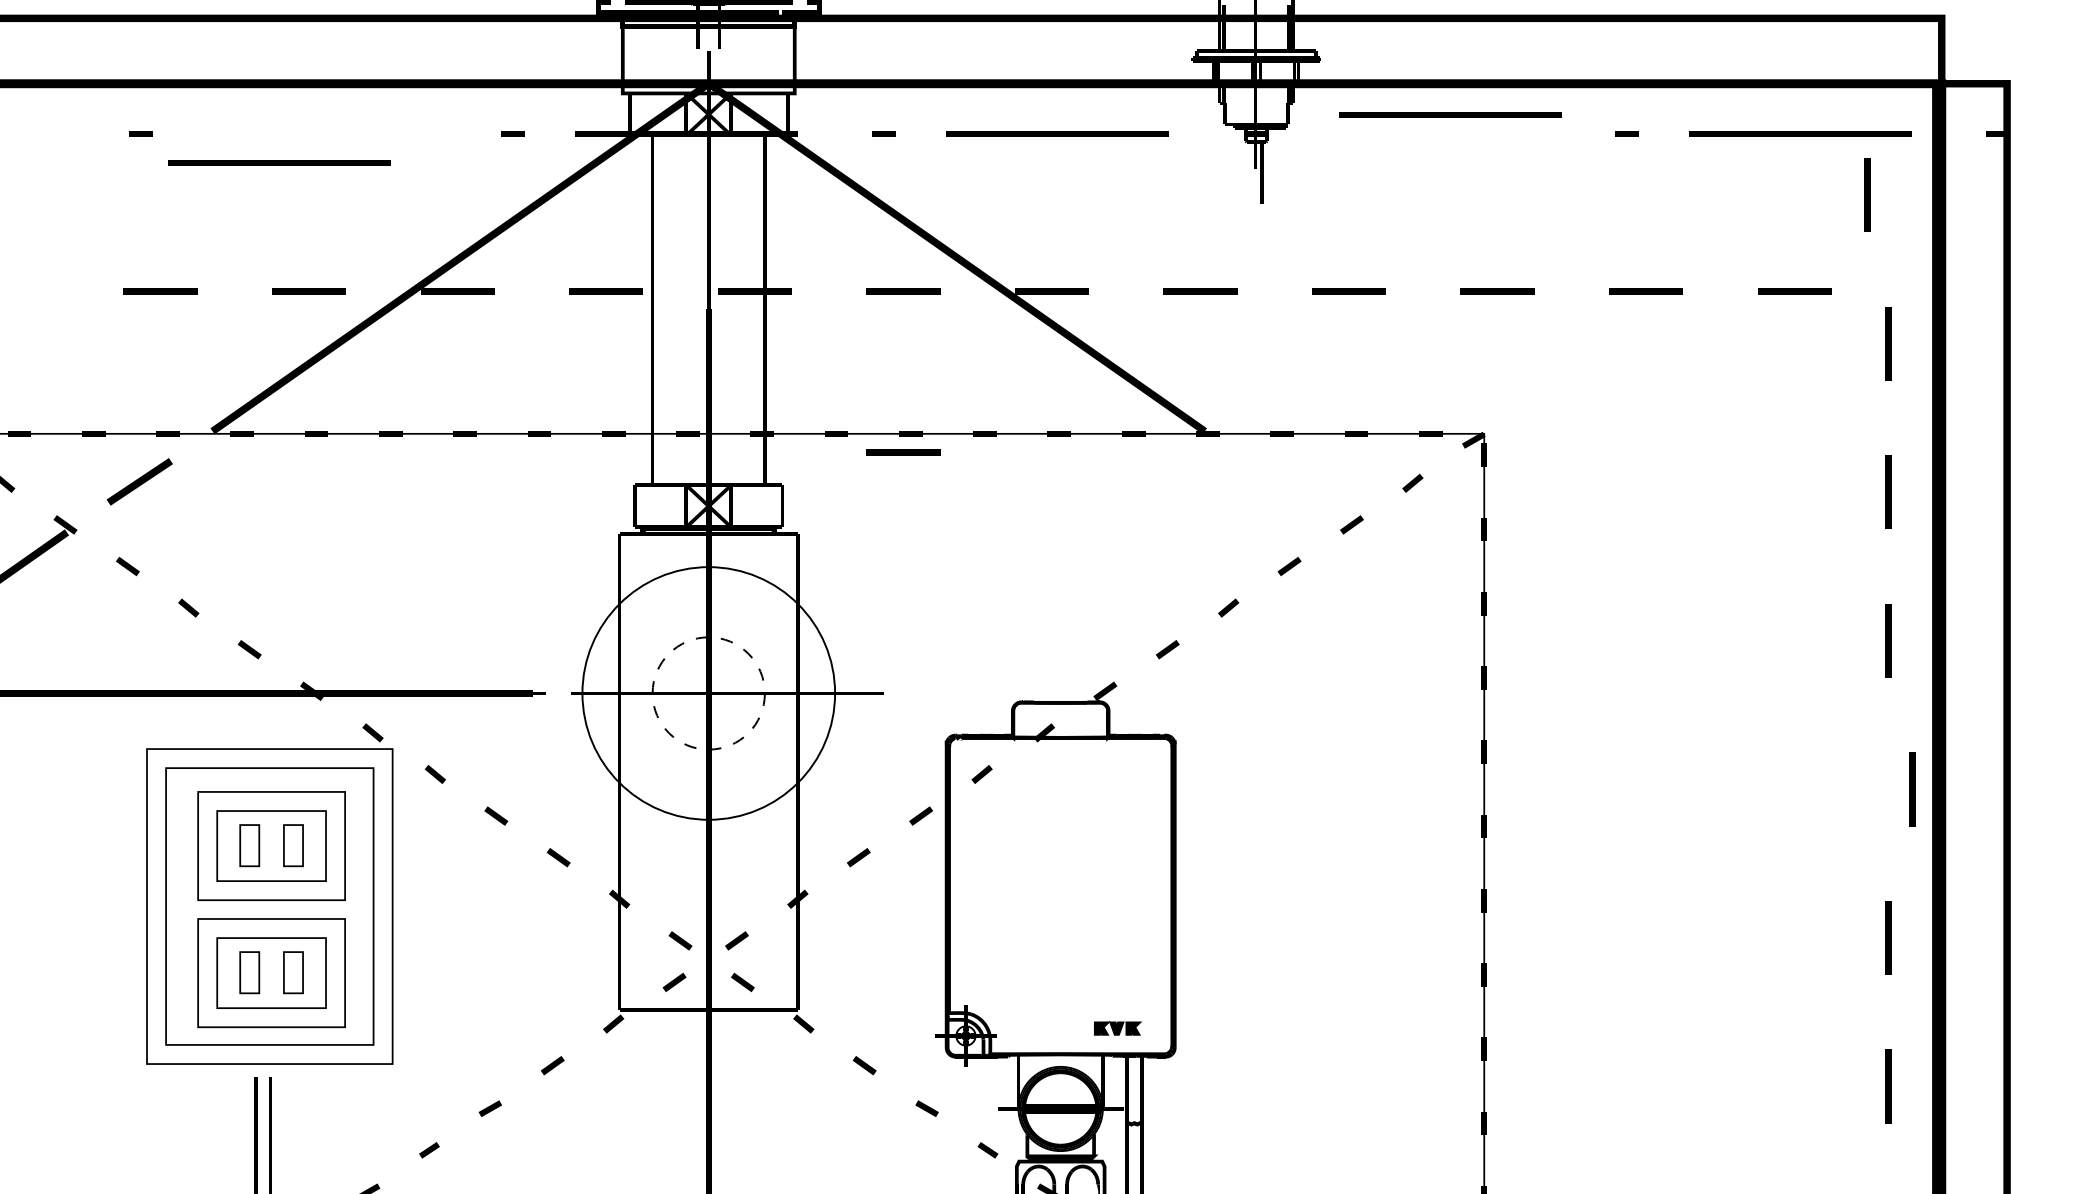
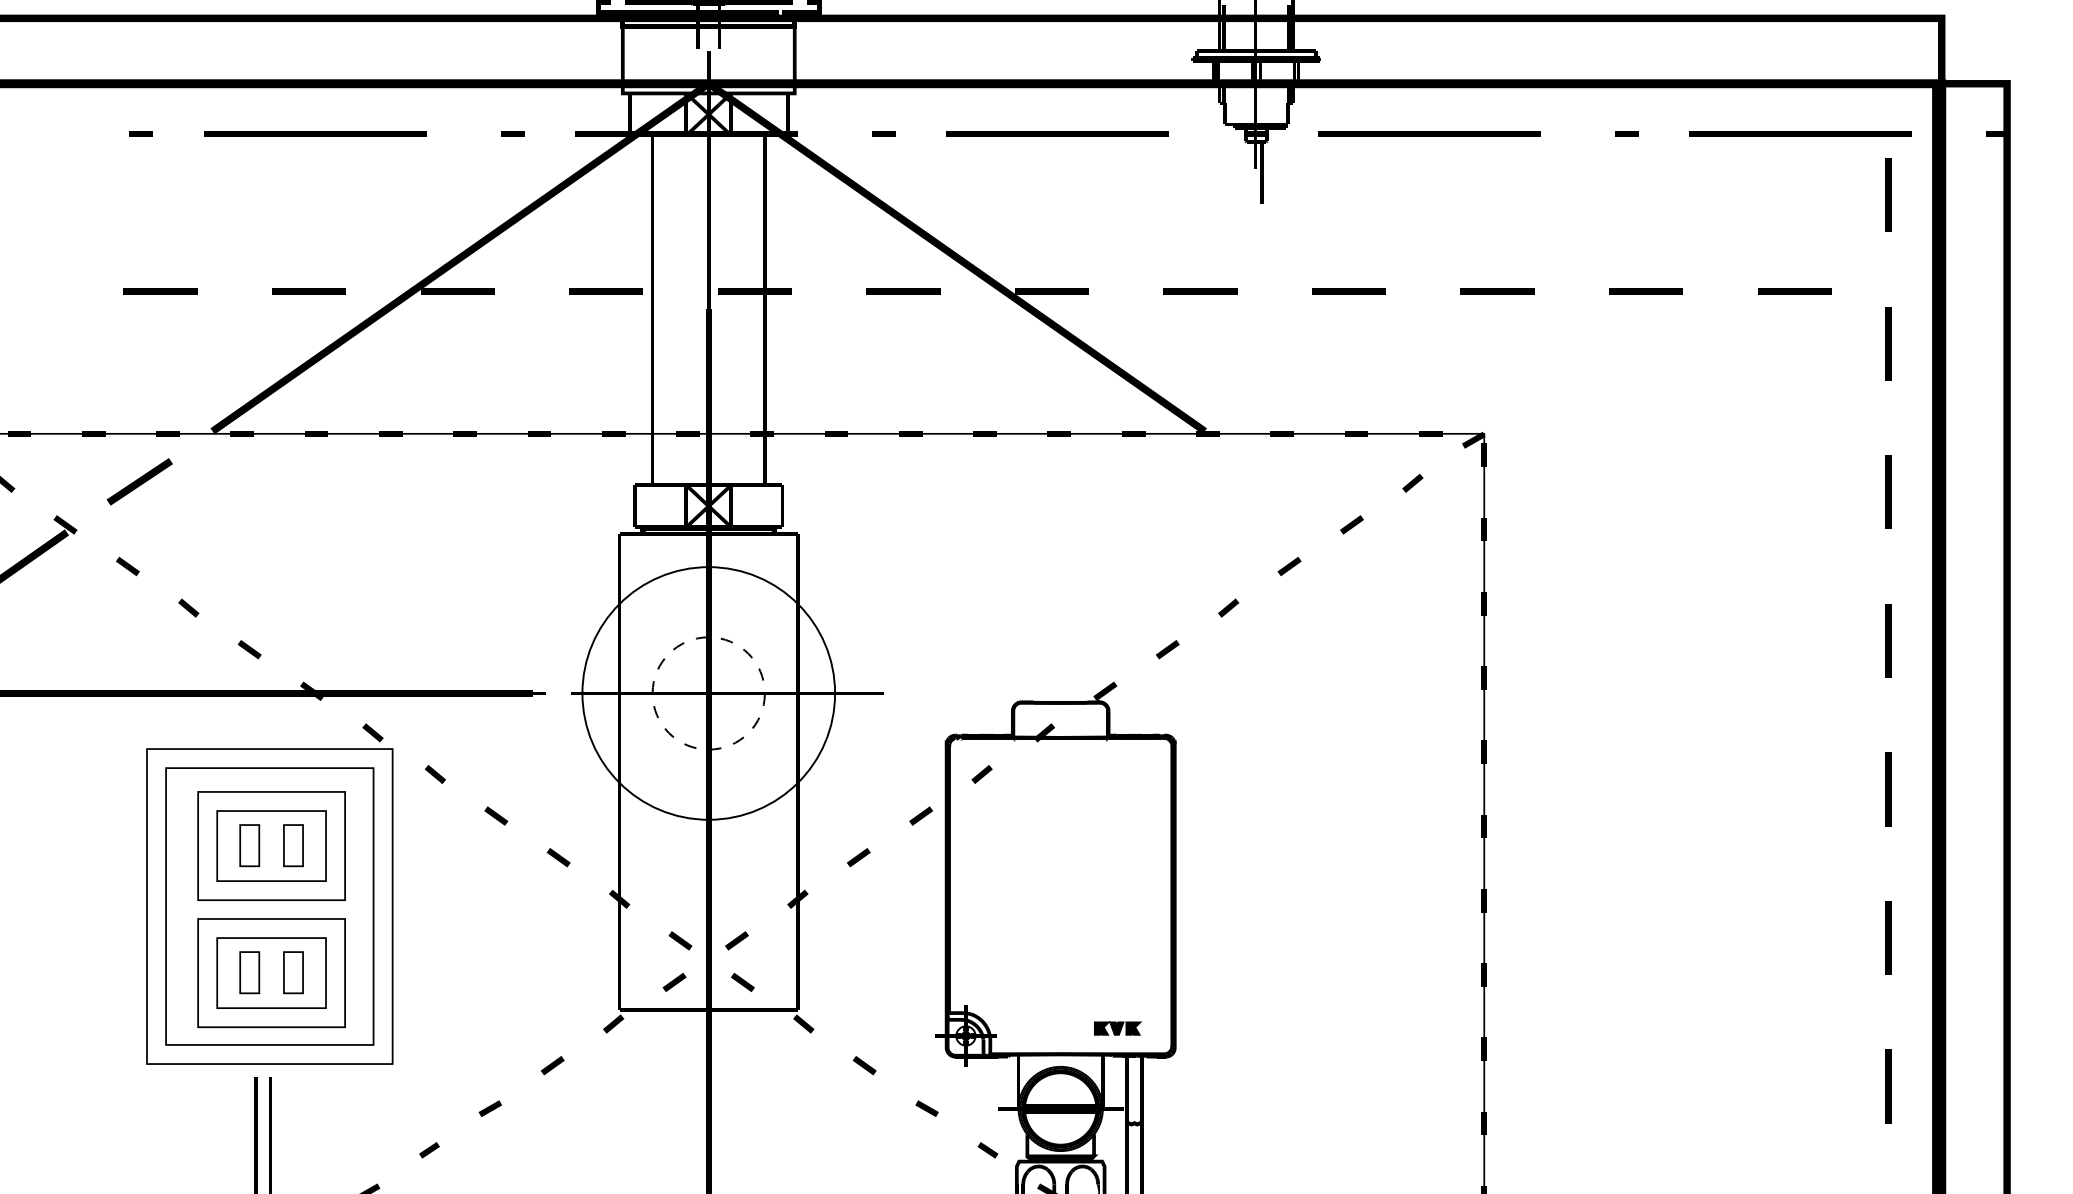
line position: (1450, 114) -> (1429, 133) (1429, 133)
line position: (279, 162) -> (315, 133) (315, 133)
line position: (1867, 194) -> (1888, 194) (1888, 194)
line: present -> none (903, 452)
line position: (1912, 789) -> (1888, 789) (1888, 789)
